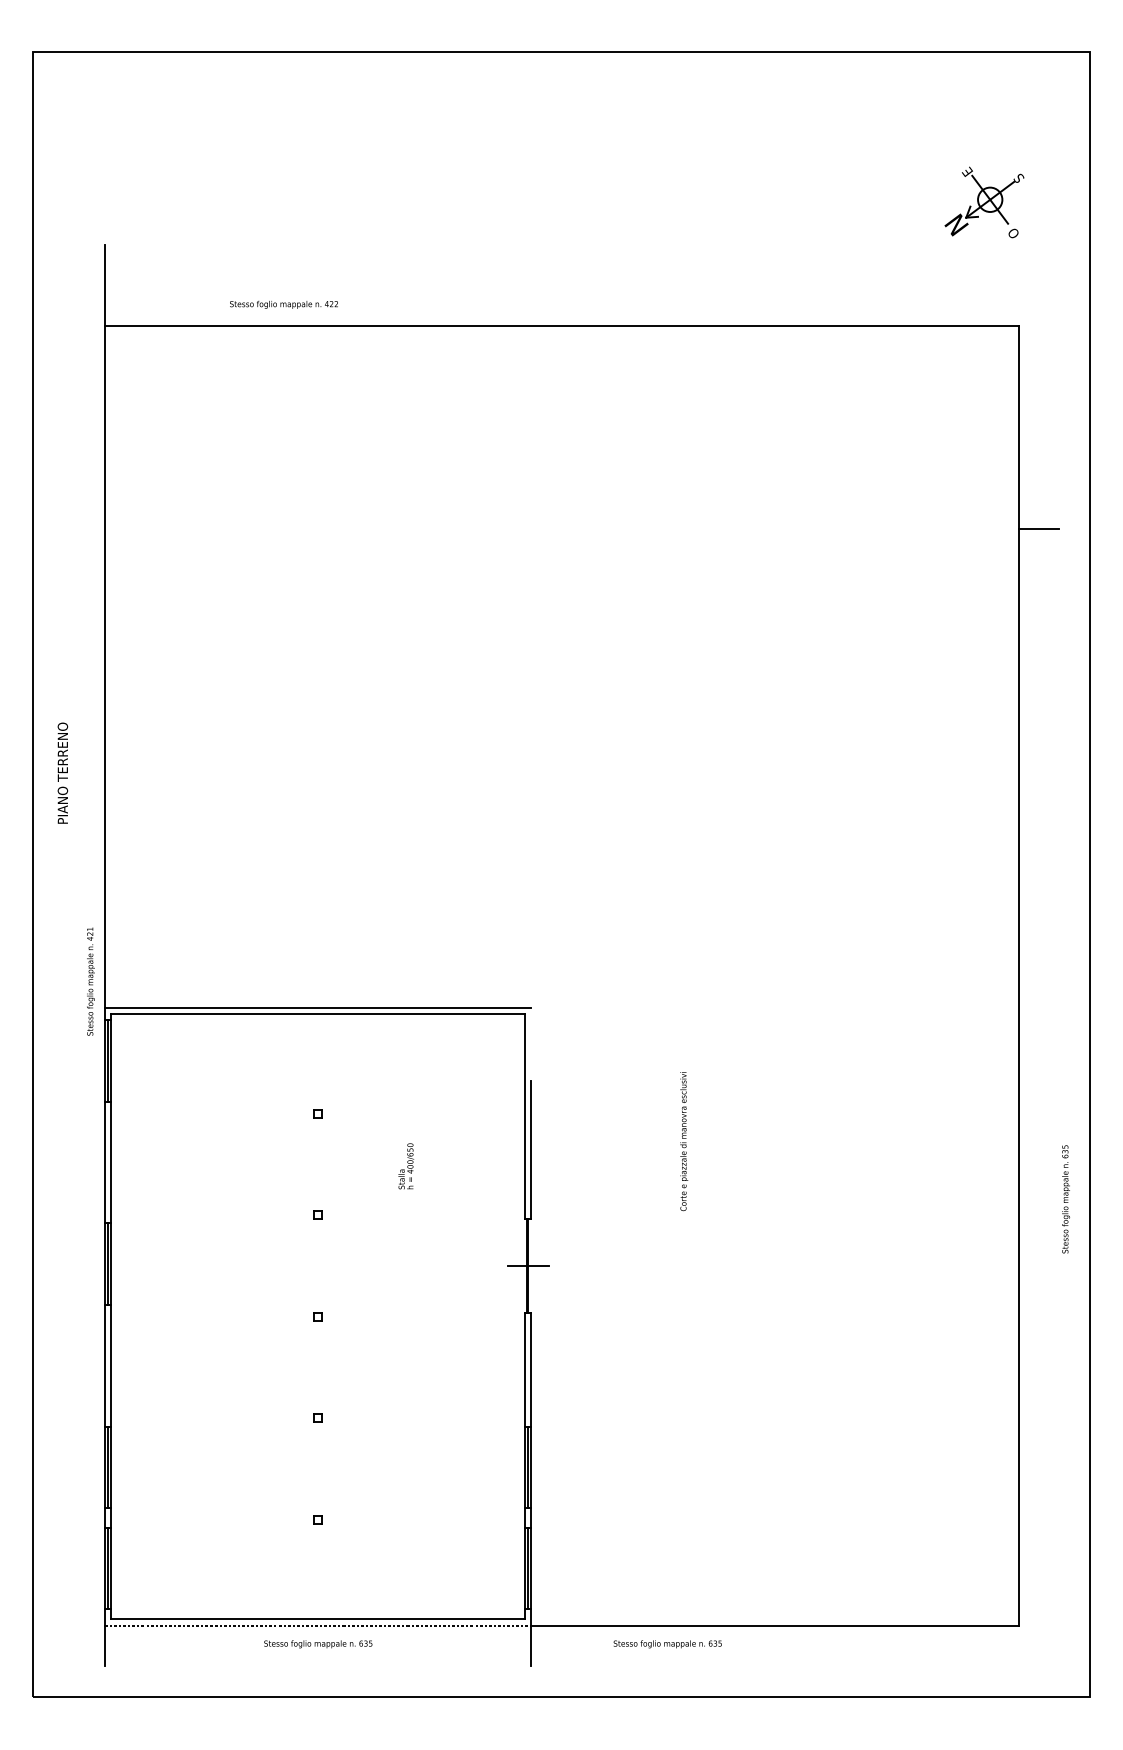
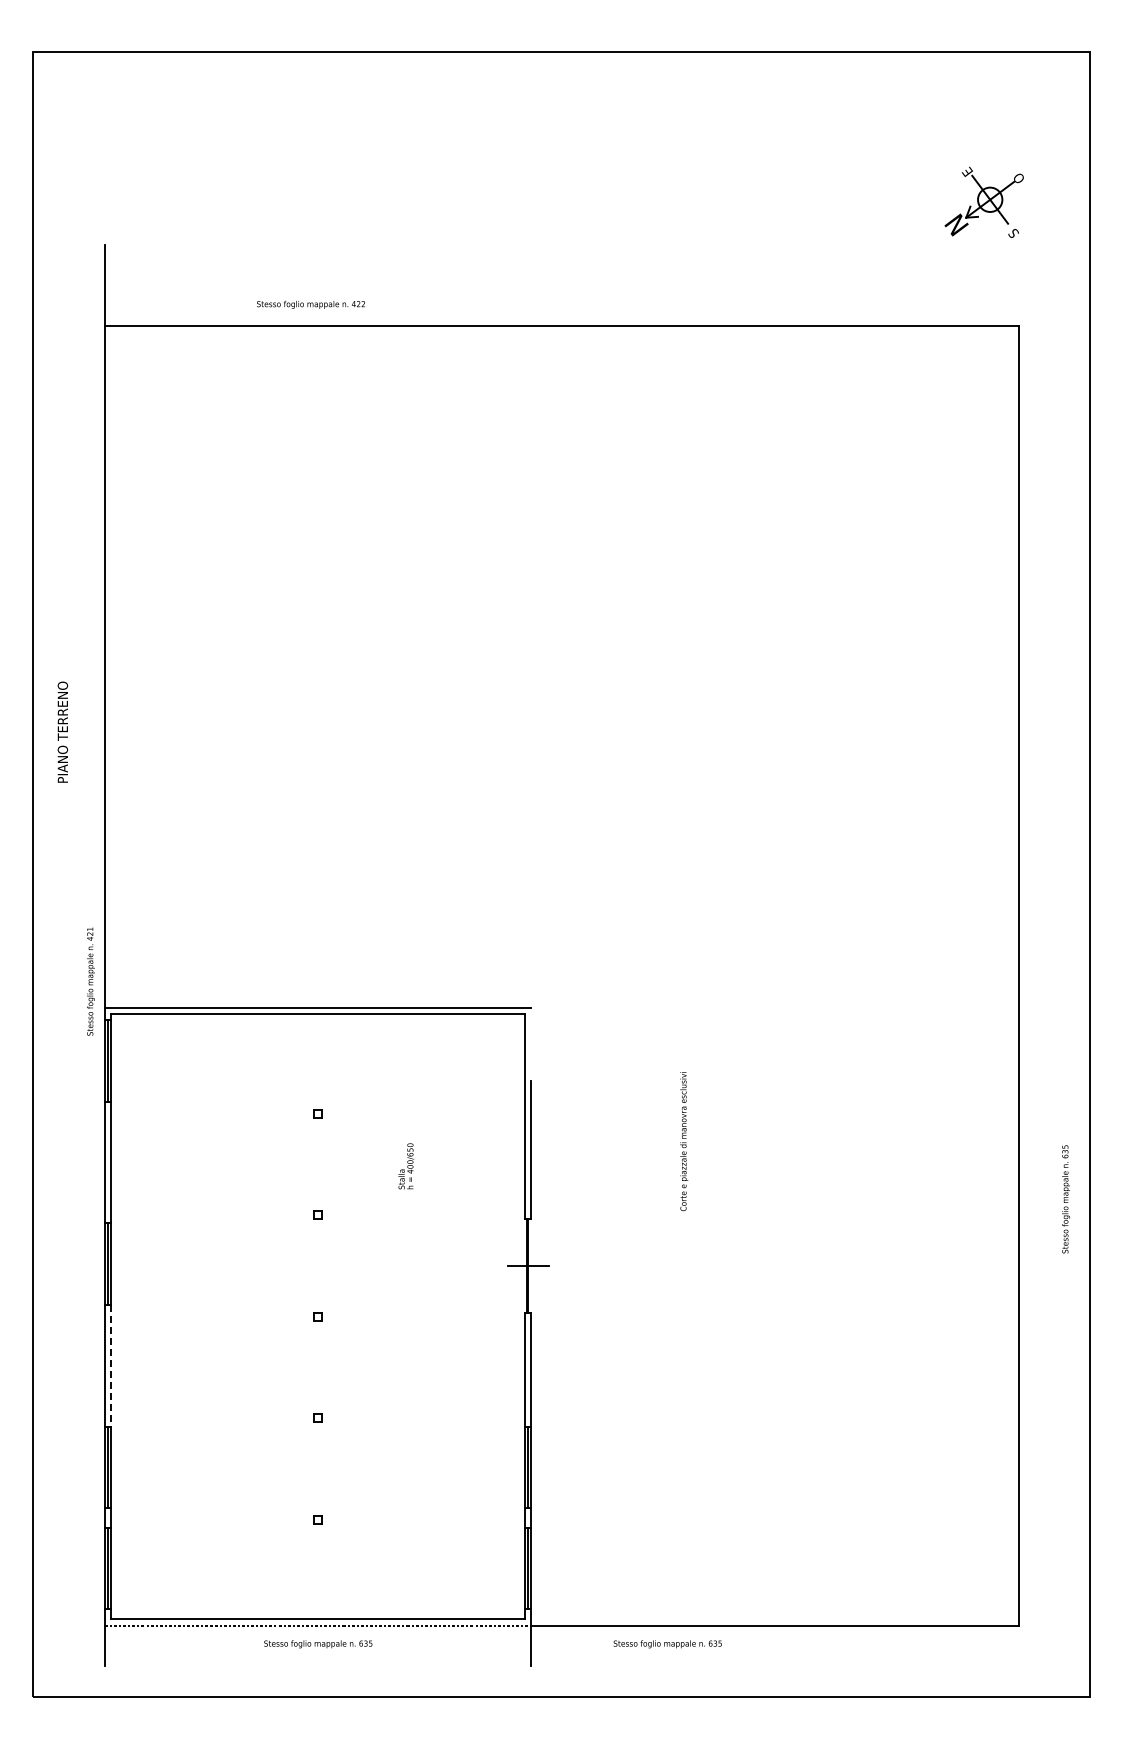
text: S -> O (1018, 178)
text: O -> S (1013, 233)
text position: (283, 304) -> (310, 304) (310, 304)
line: present -> none (1038, 528)
text position: (62, 772) -> (62, 731) (62, 731)
line: solid -> dashed (110, 1365)
